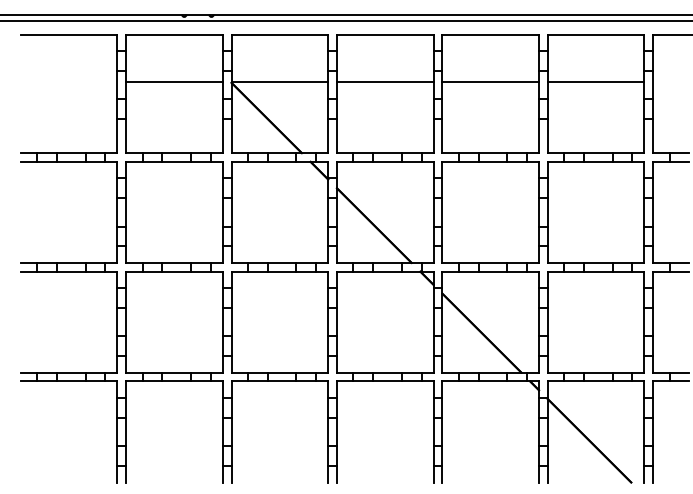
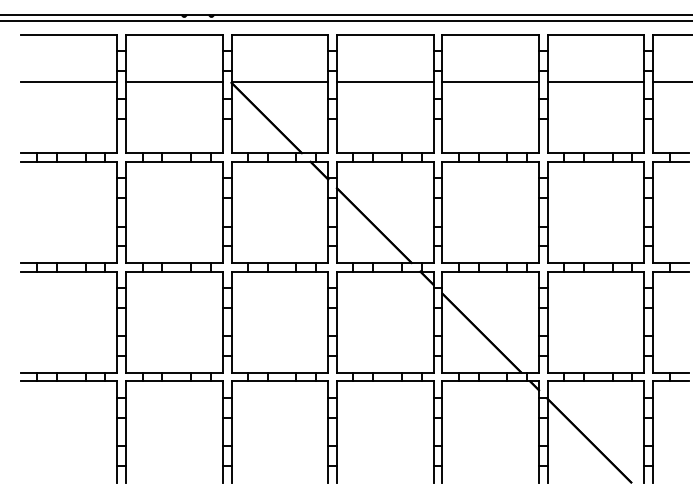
line: none -> present (68, 82)
line: none -> present (671, 82)
